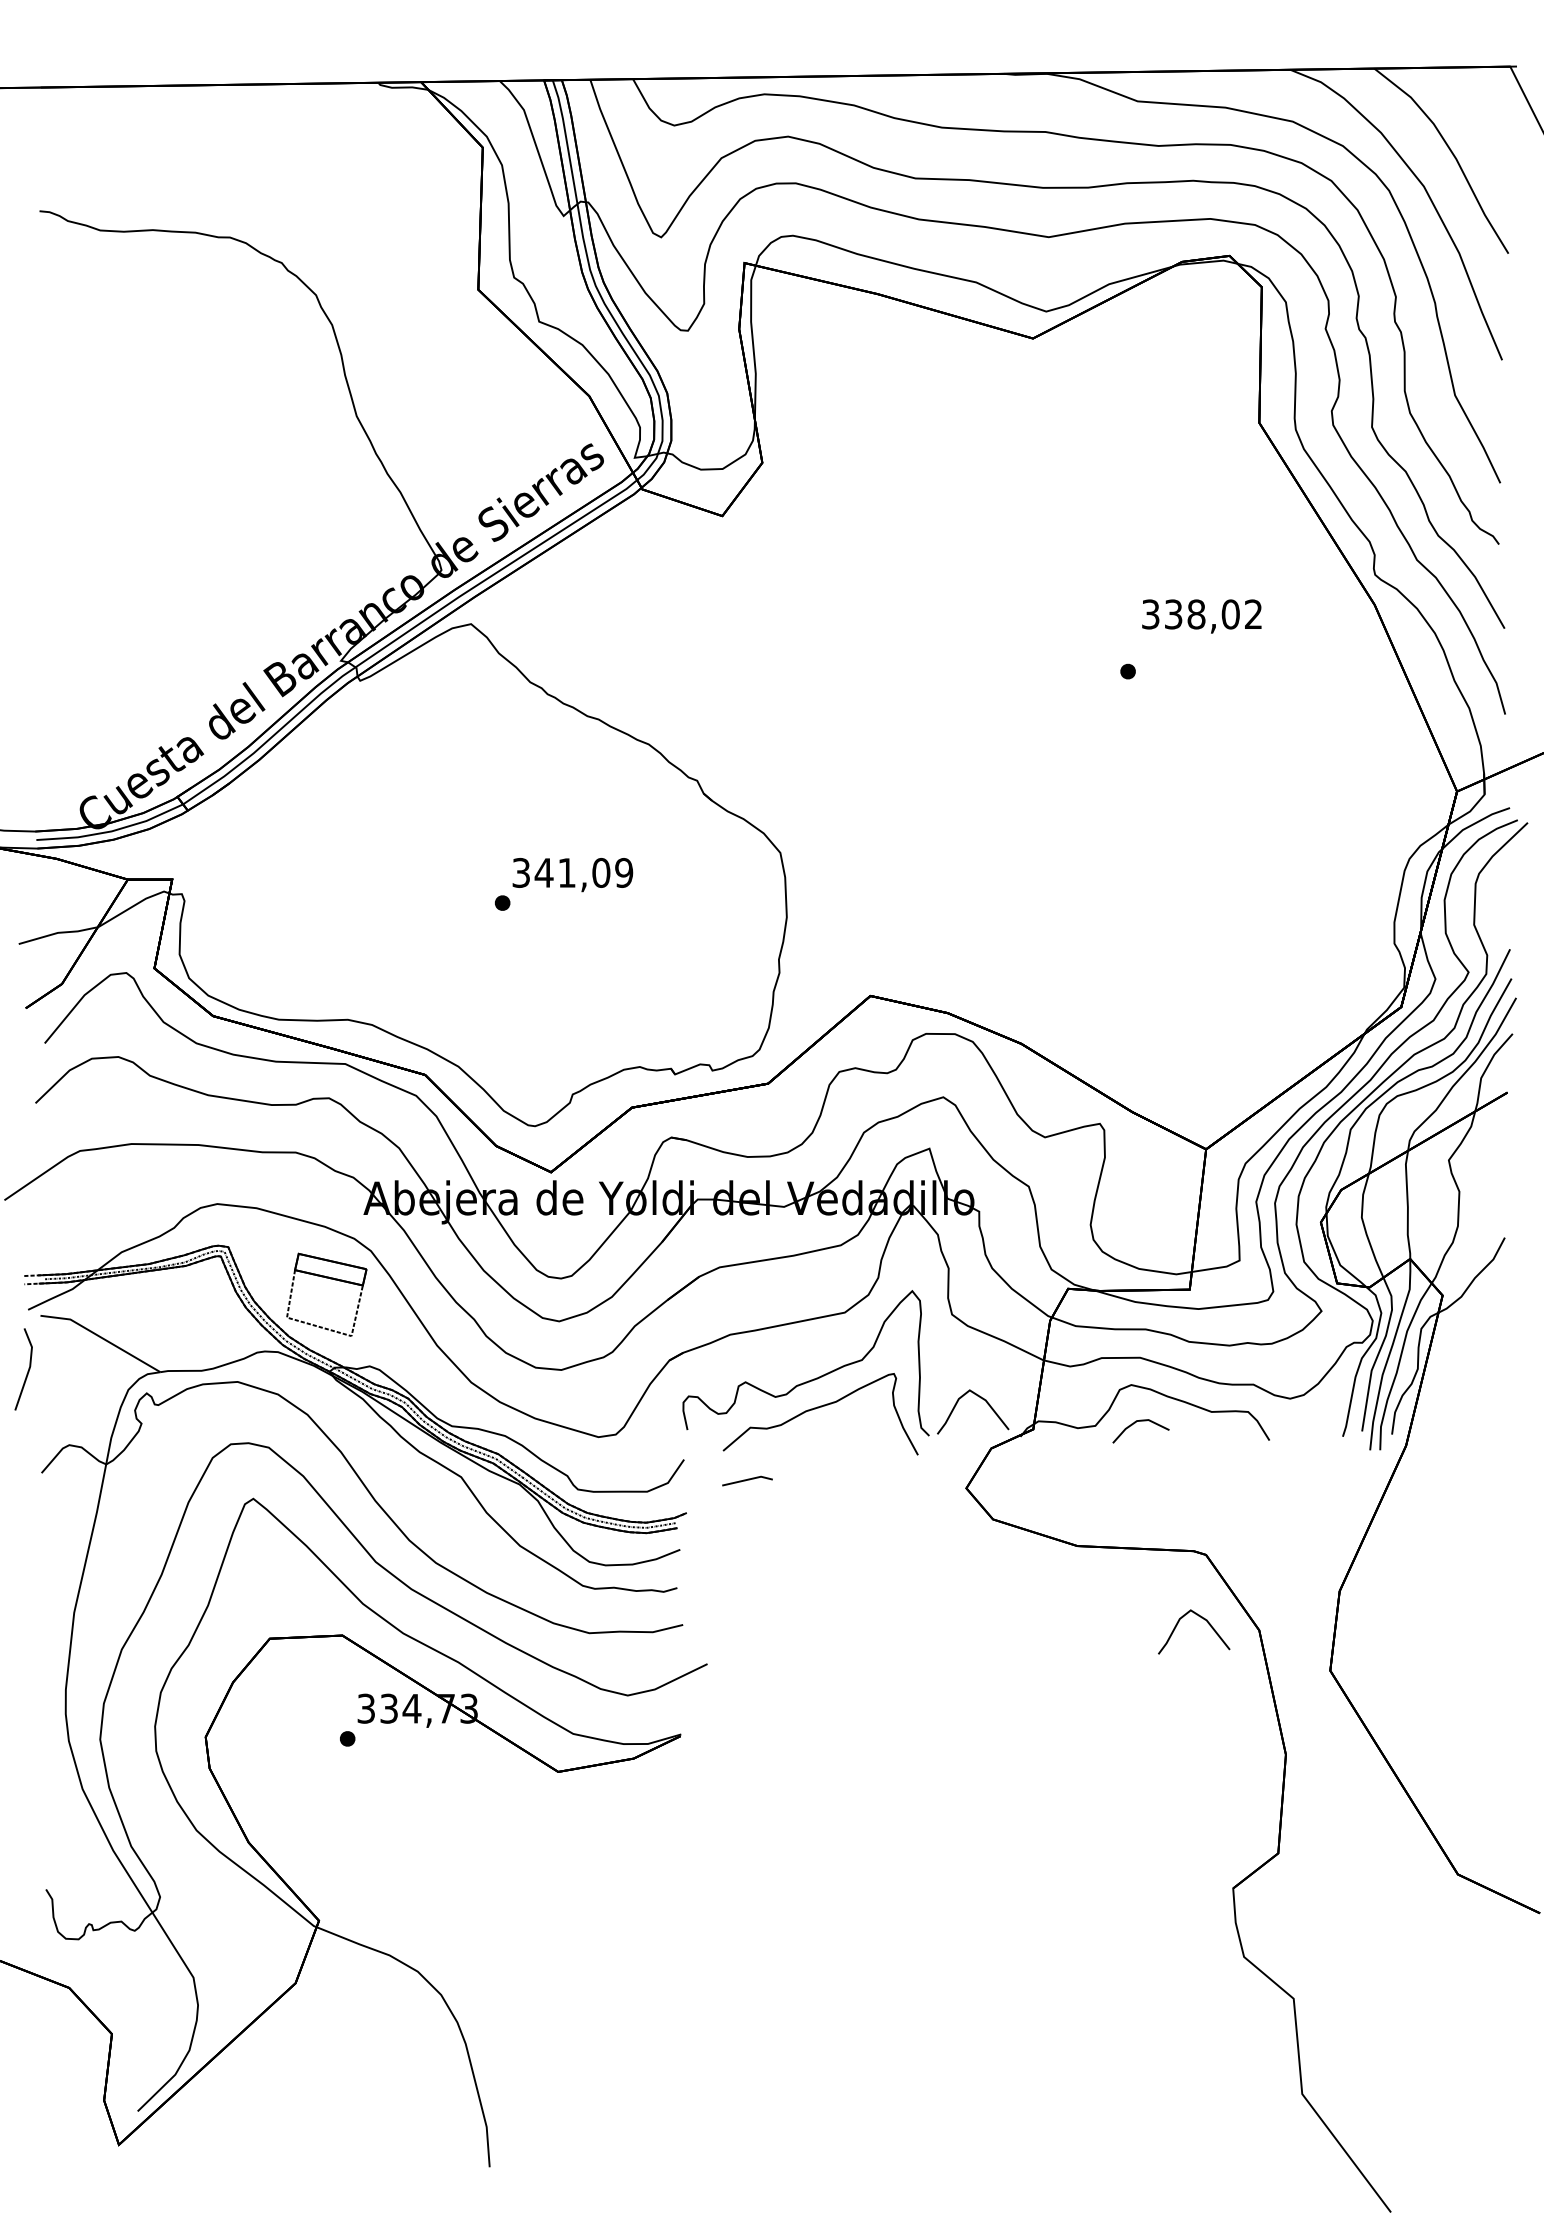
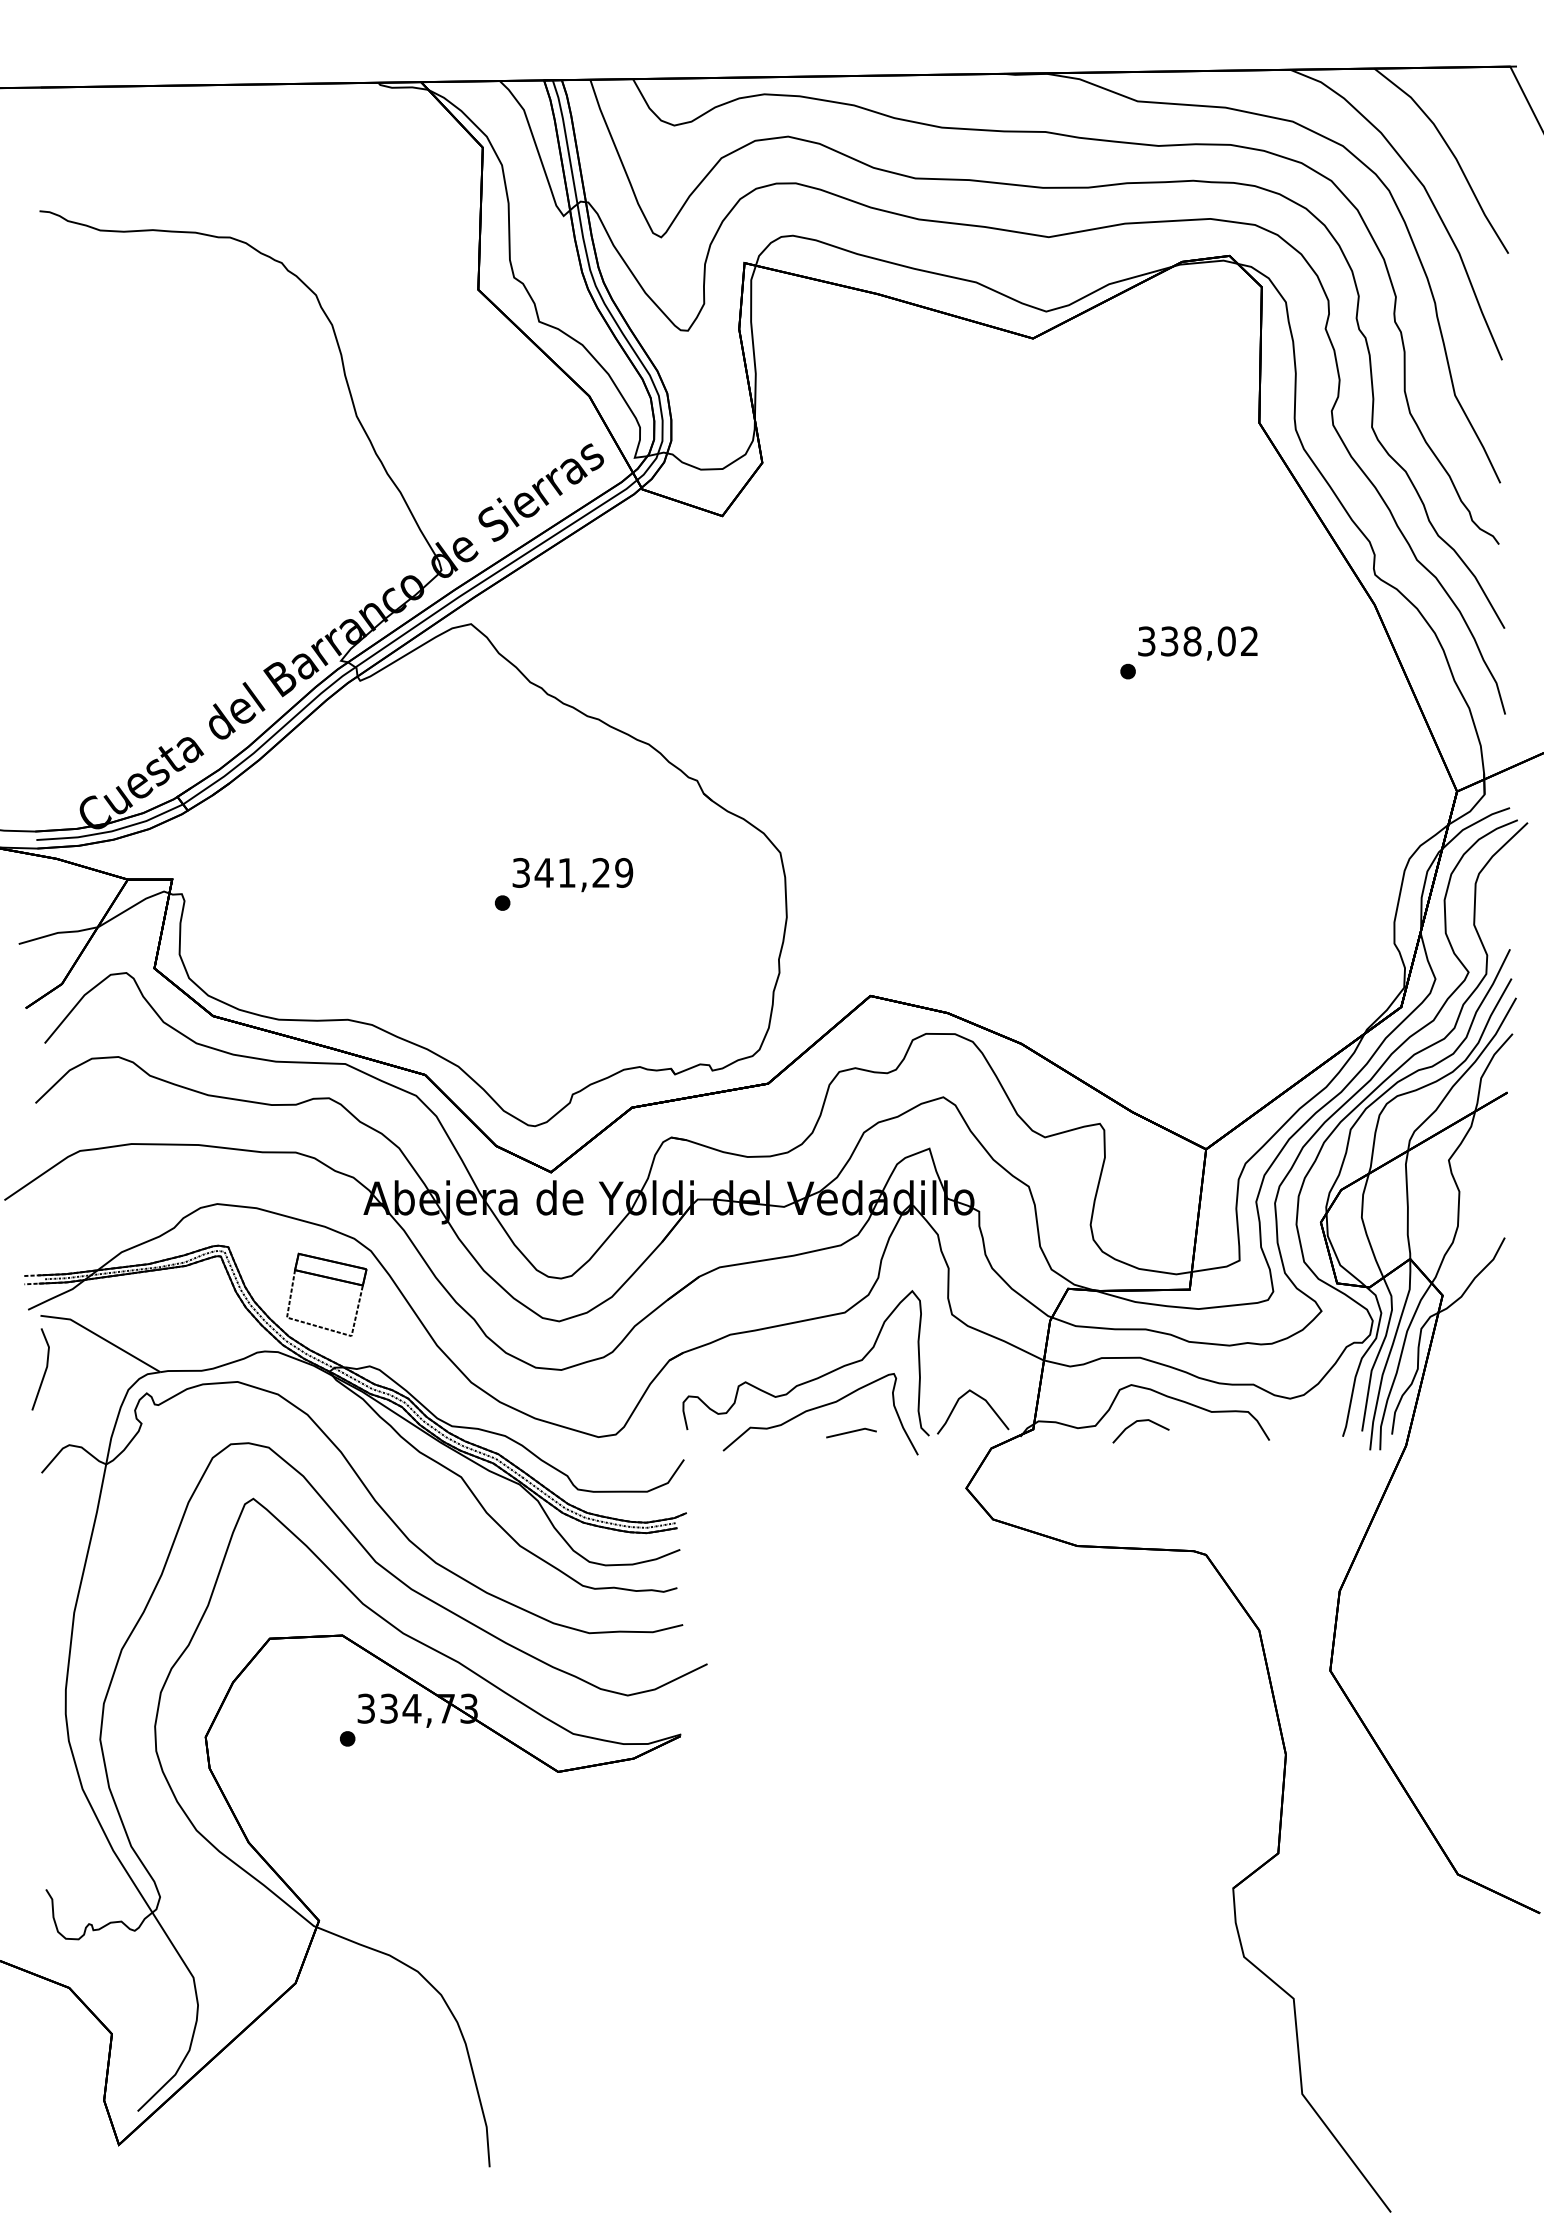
text position: (1201, 616) -> (1197, 643) (1197, 643)
text: 341,09 -> 341,29 (601, 872)
line position: (27, 1370) -> (44, 1370) (44, 1370)
line position: (747, 1480) -> (851, 1432) (851, 1432)
curve: present -> none (1201, 1618)
